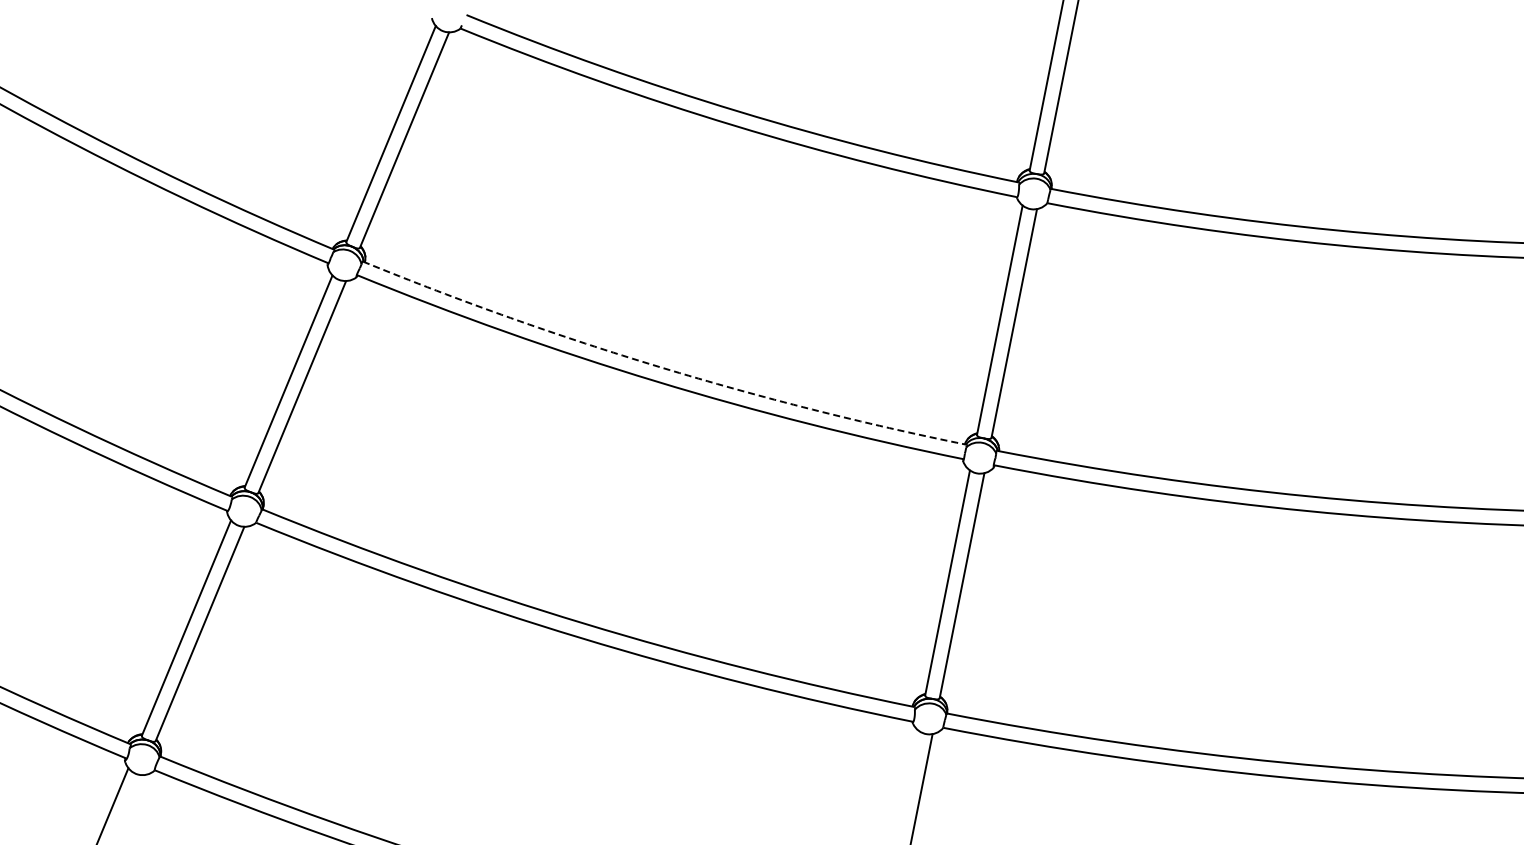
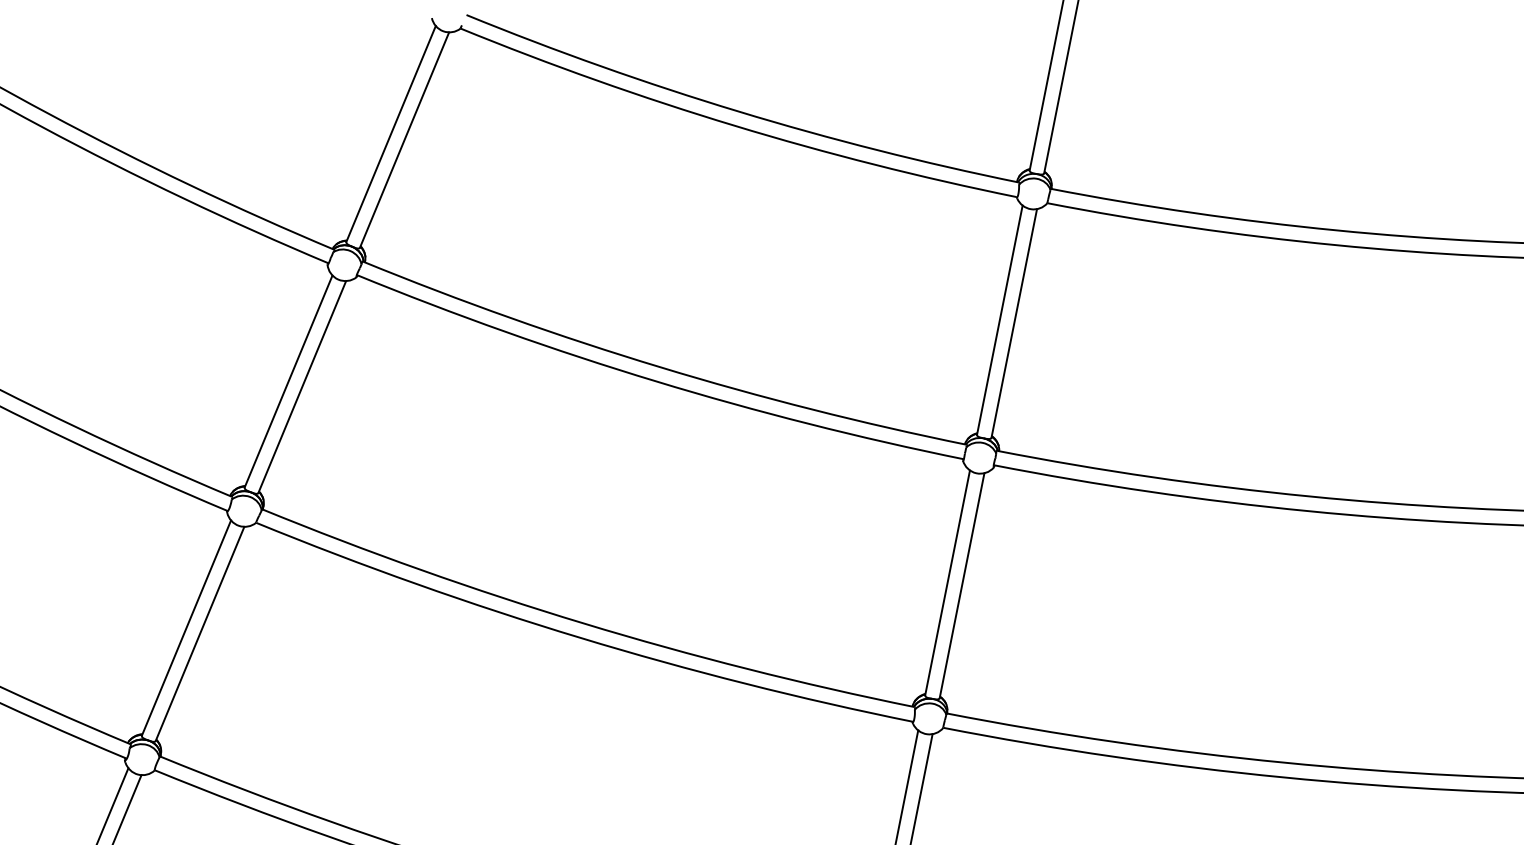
arc: dashed -> solid (660, 367)
line: none -> present (907, 785)
line: none -> present (127, 808)
